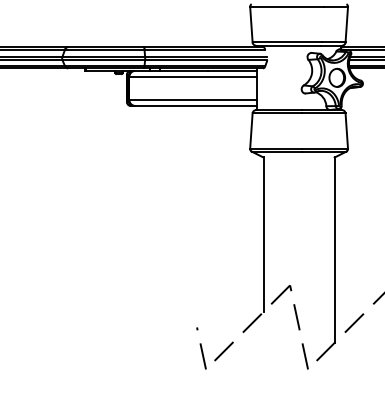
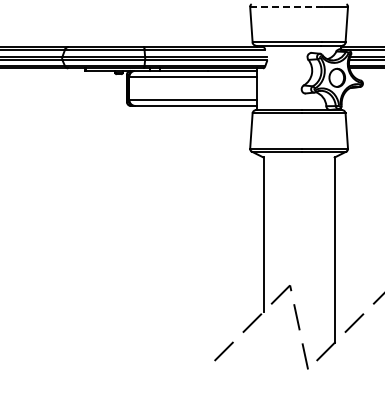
line: solid -> dashed (286, 6)
line: present -> none (201, 348)
